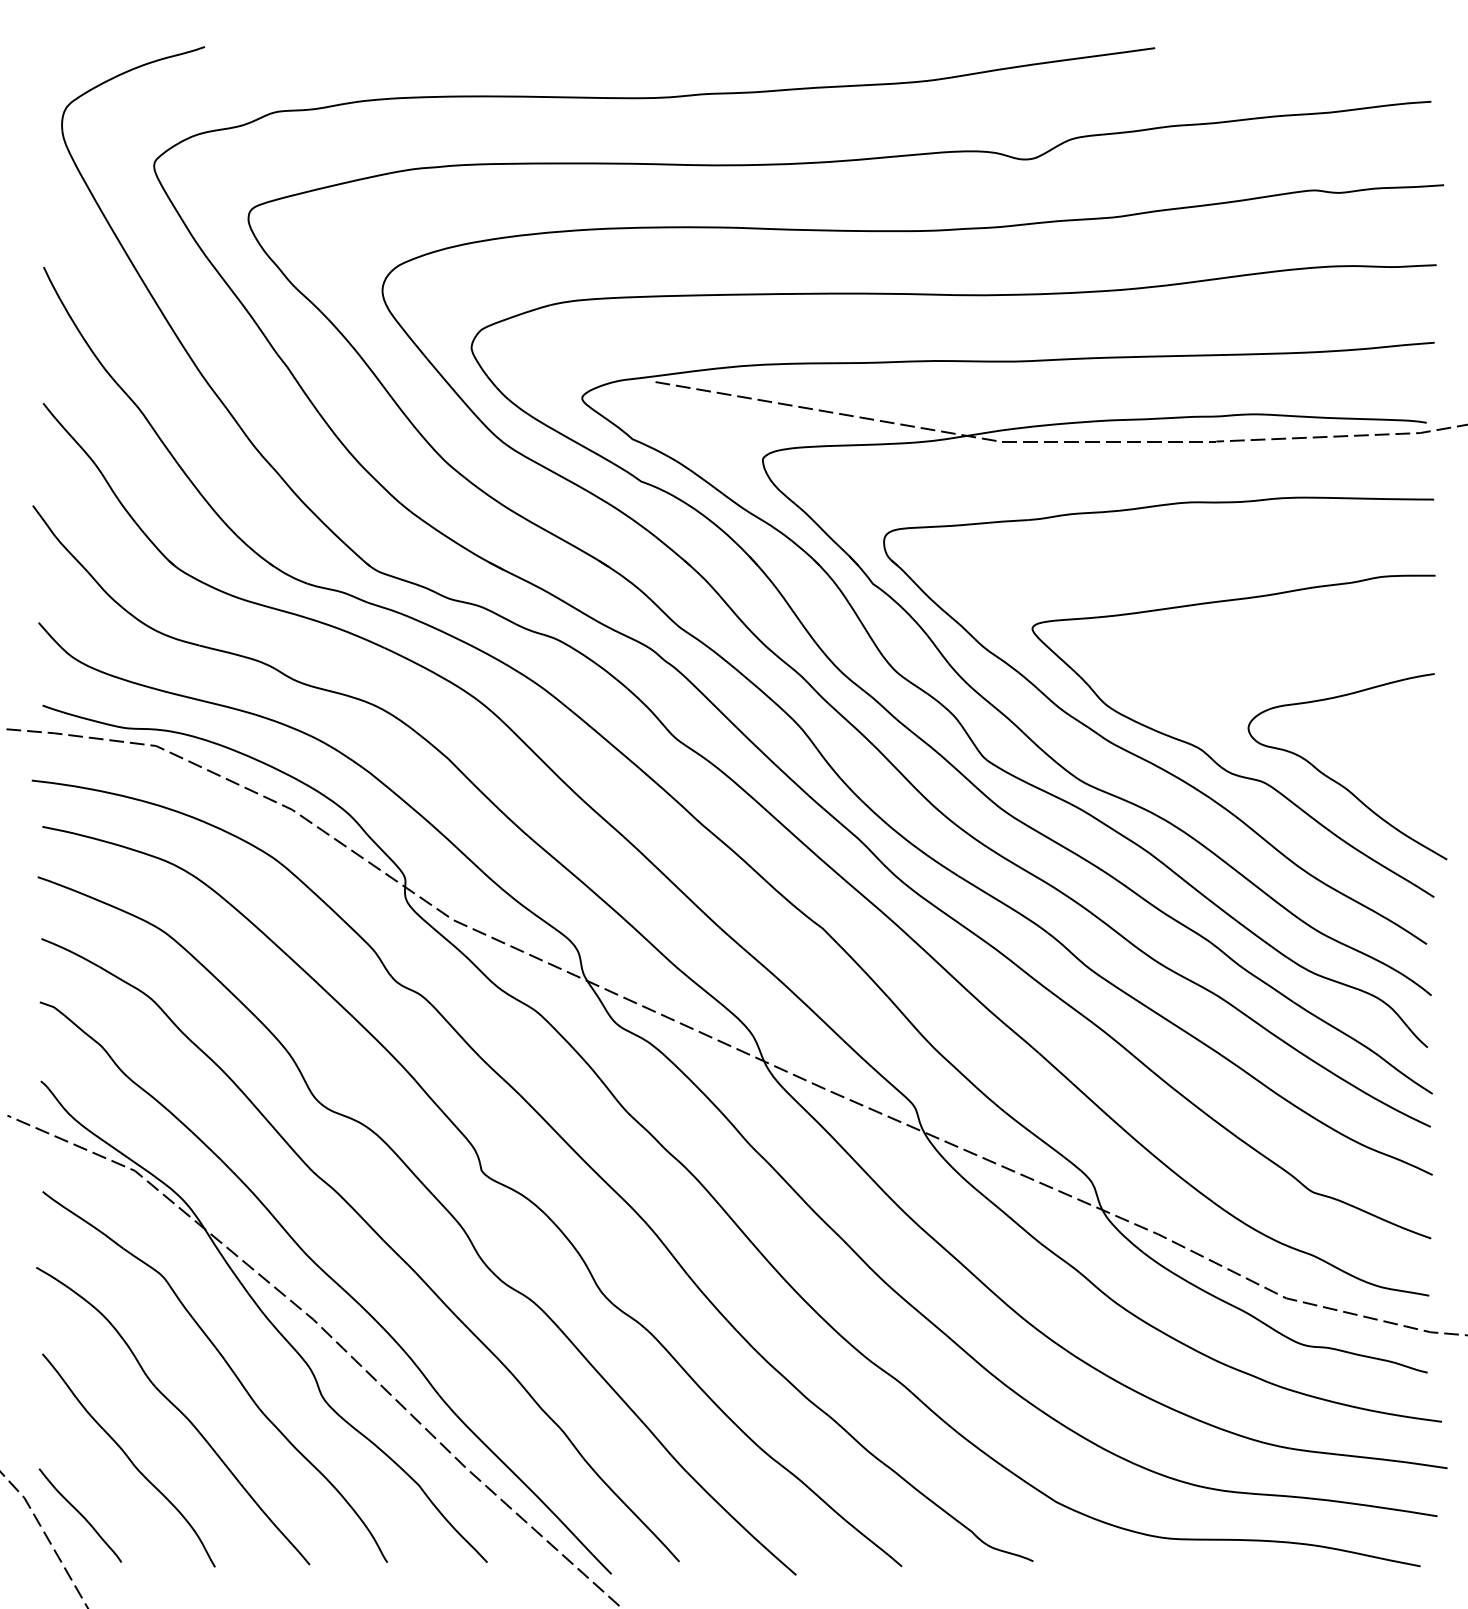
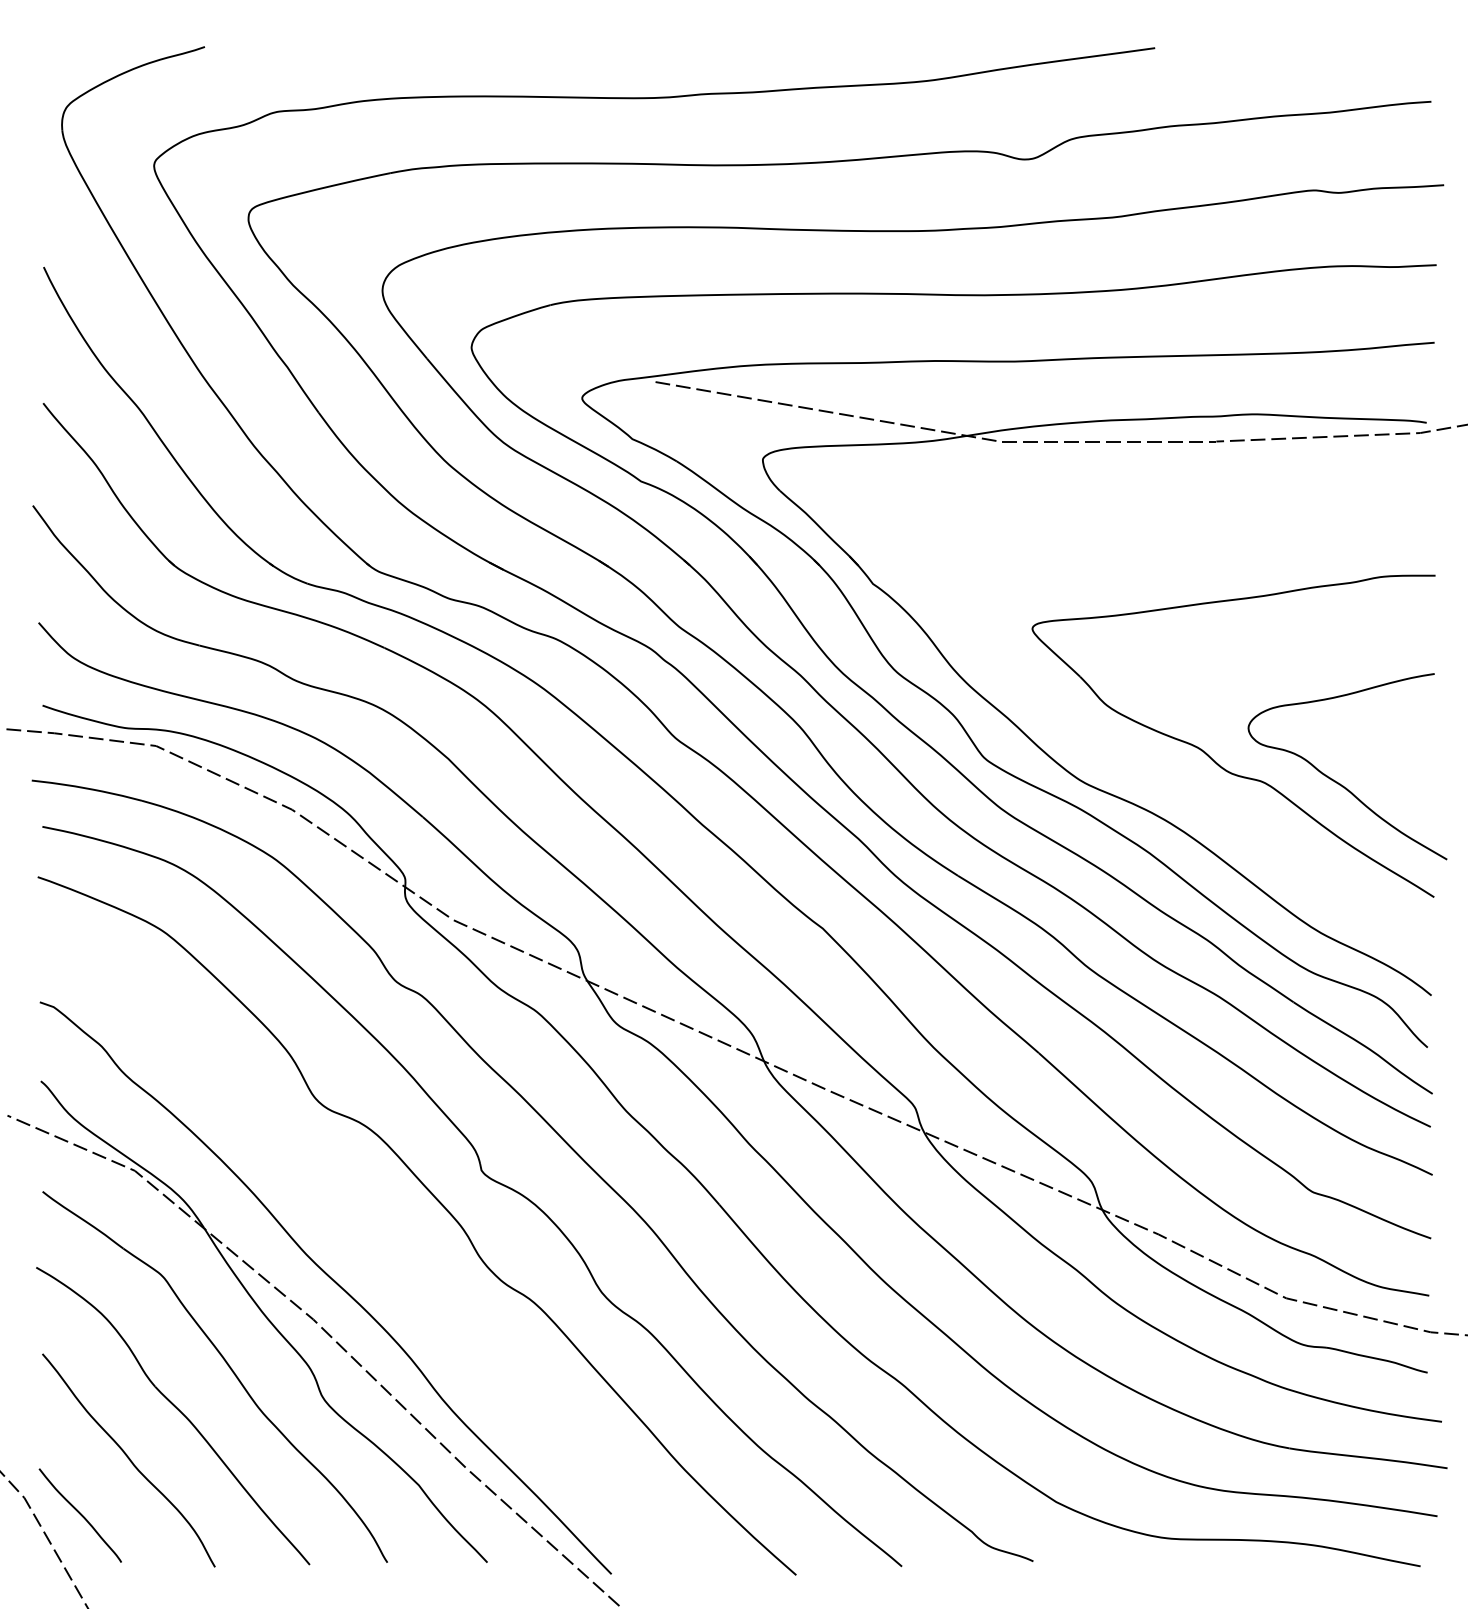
part: present -> none (1140, 756)
part: present -> none (376, 1234)
